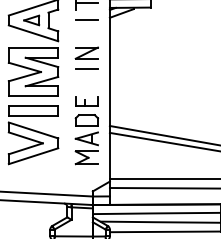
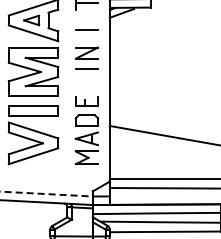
line position: (86, 19) -> (86, 29) (86, 29)
line: present -> none (163, 141)
line: solid -> dashed (47, 194)
